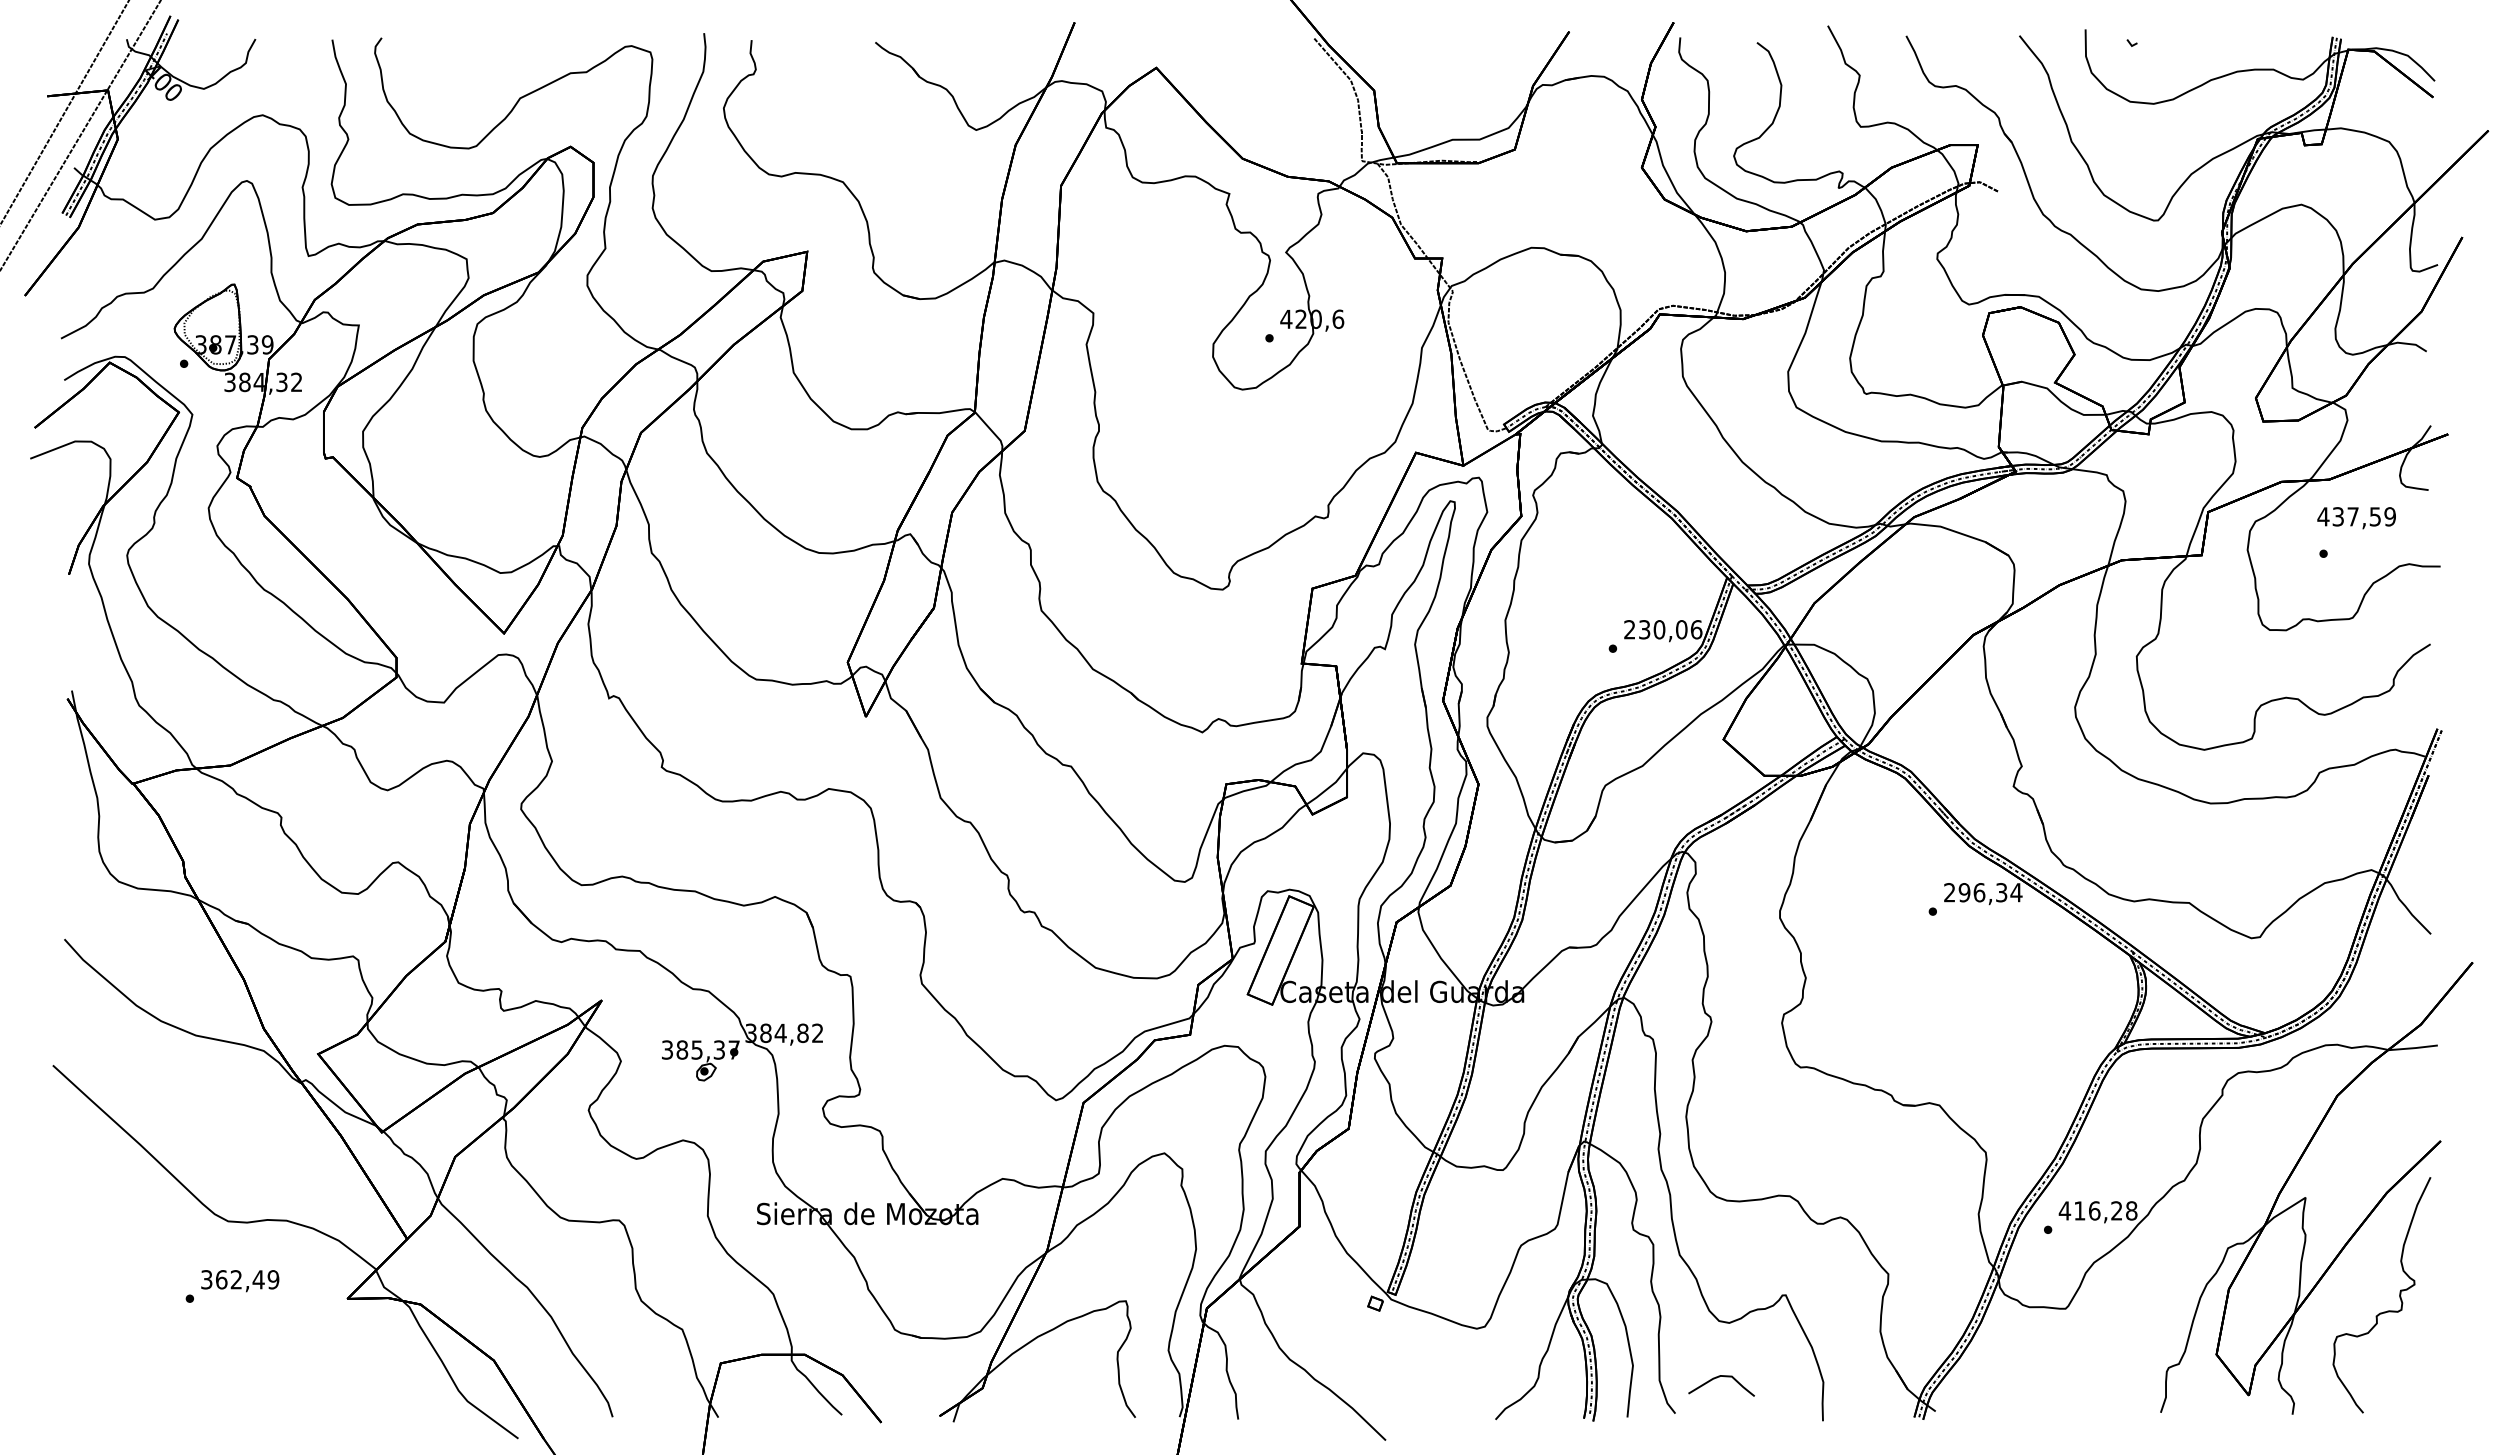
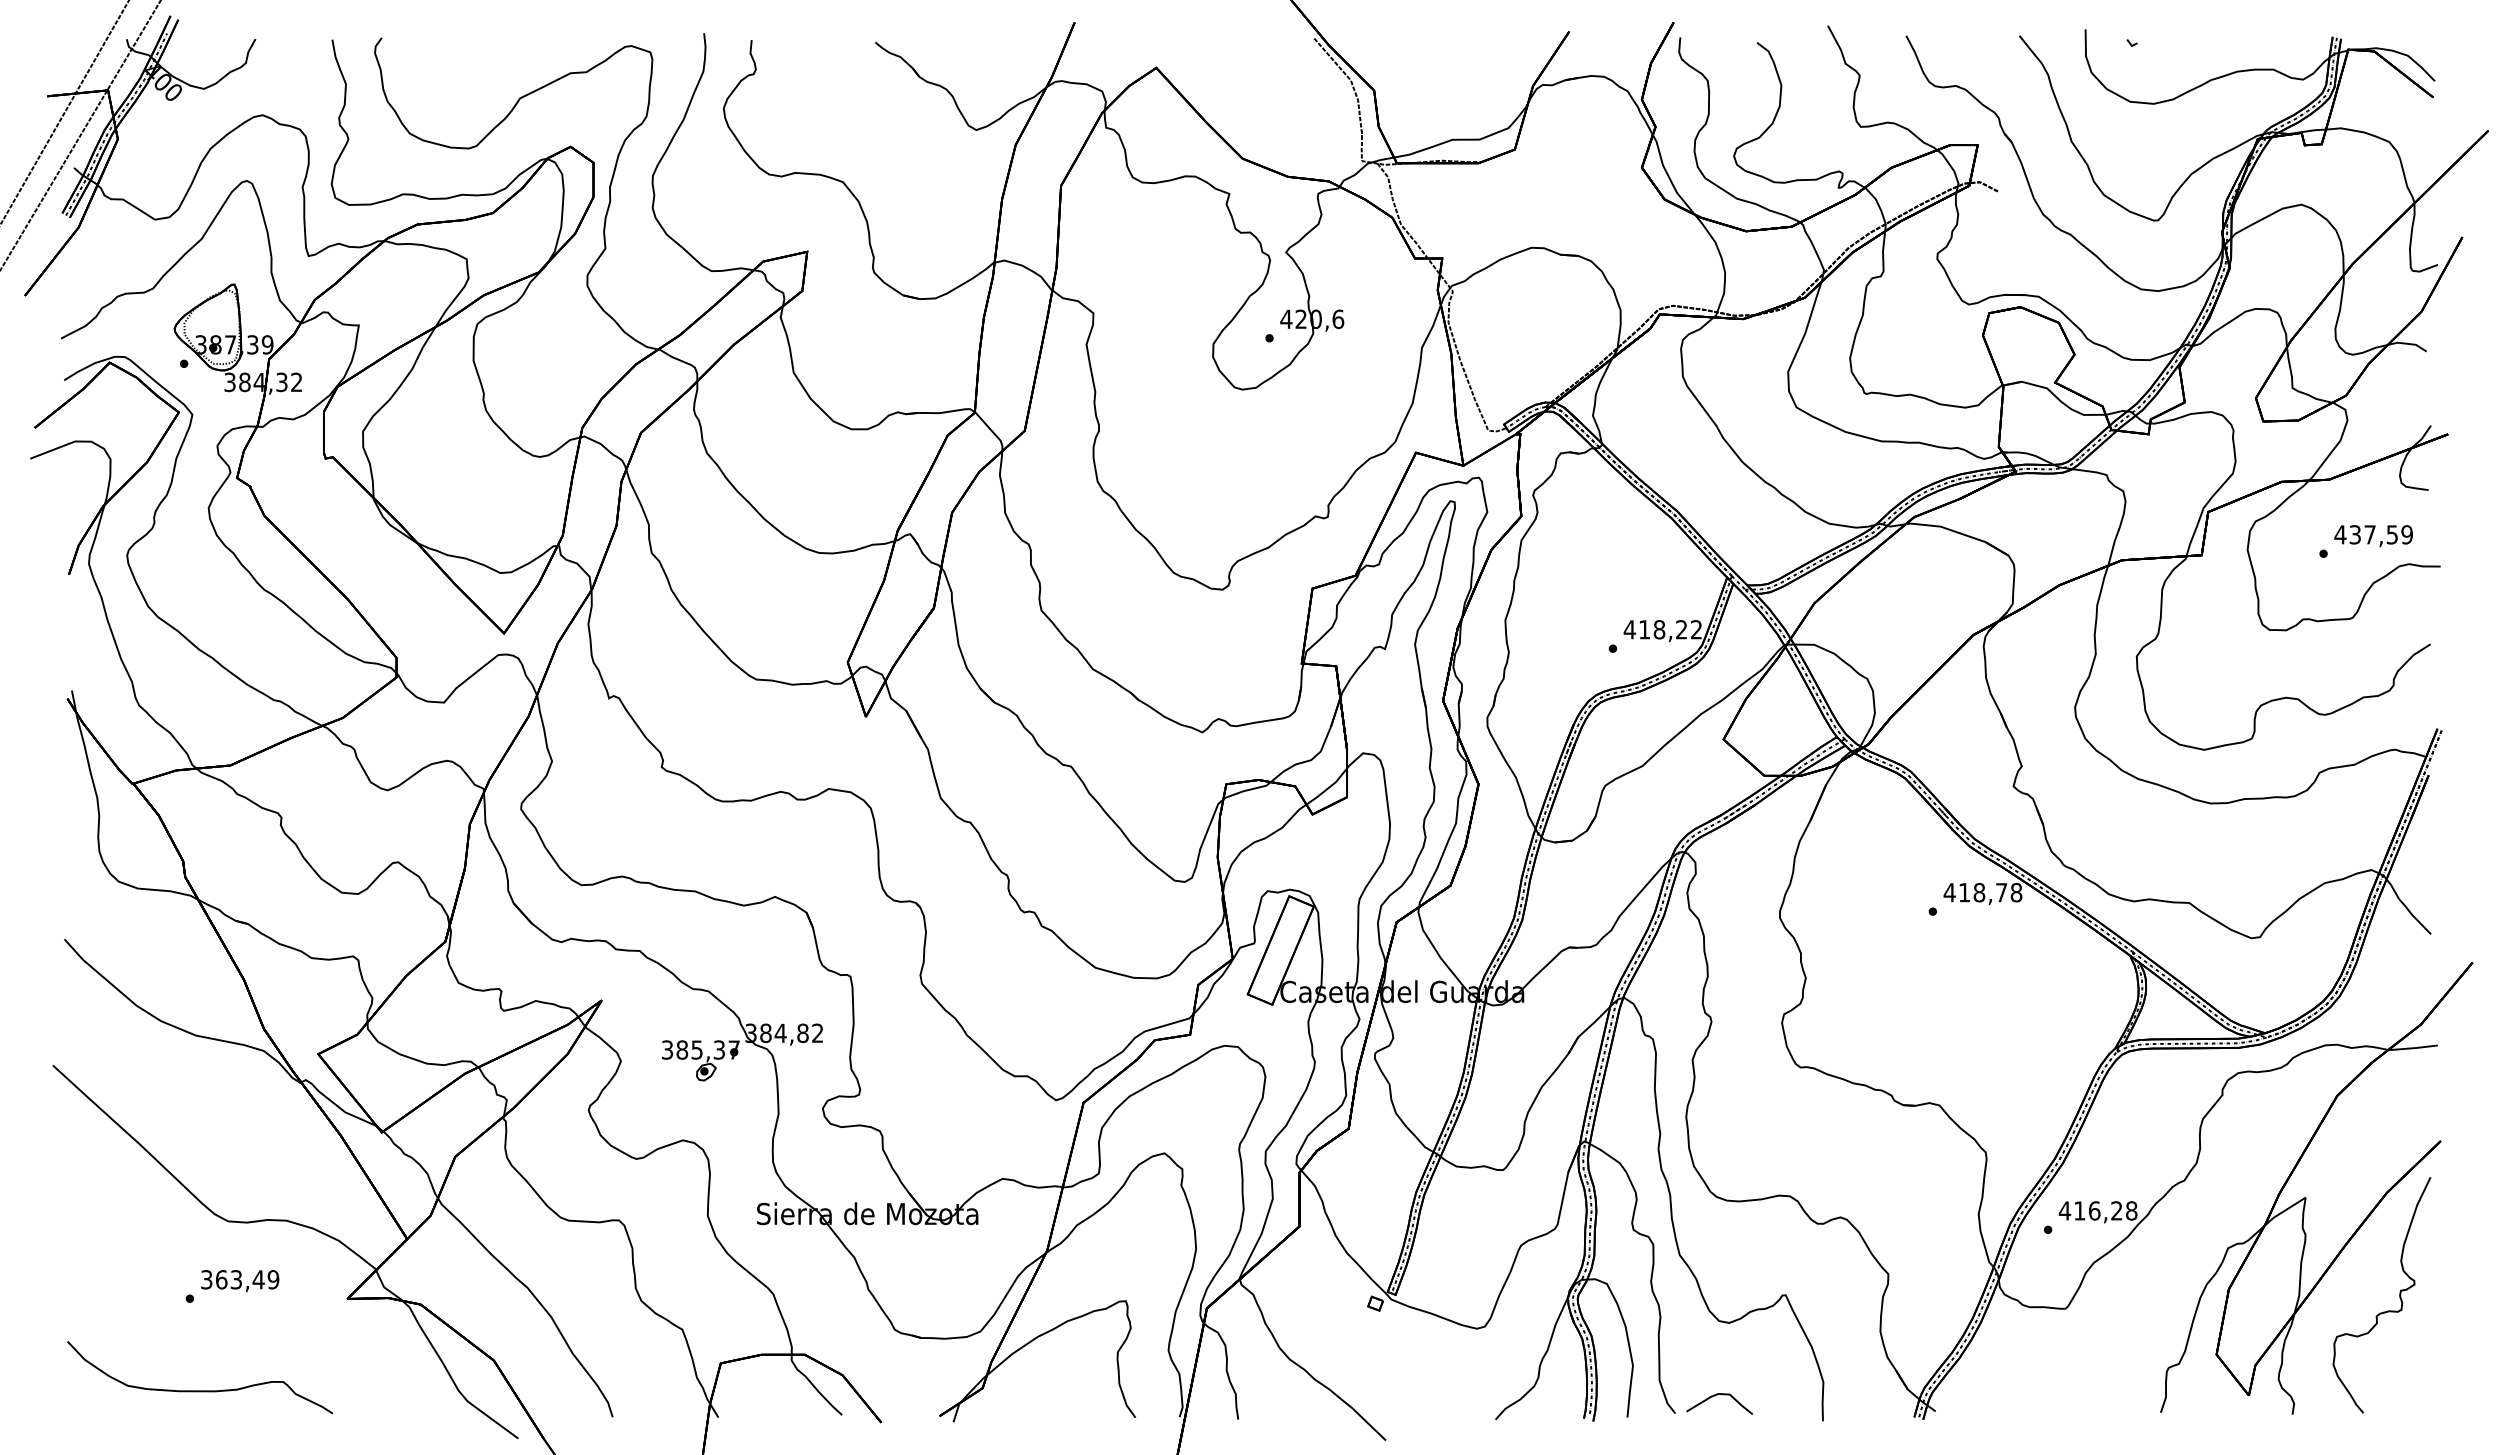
text position: (2356, 518) -> (2373, 536) (2373, 536)
text: 230,06 -> 418,22 (1662, 629)
text: 296,34 -> 418,78 (1982, 892)
text: 362,49 -> 363,49 (235, 1279)
curve position: (1717, 1378) -> (1715, 1396) (1715, 1396)
curve: none -> present (200, 1390)
